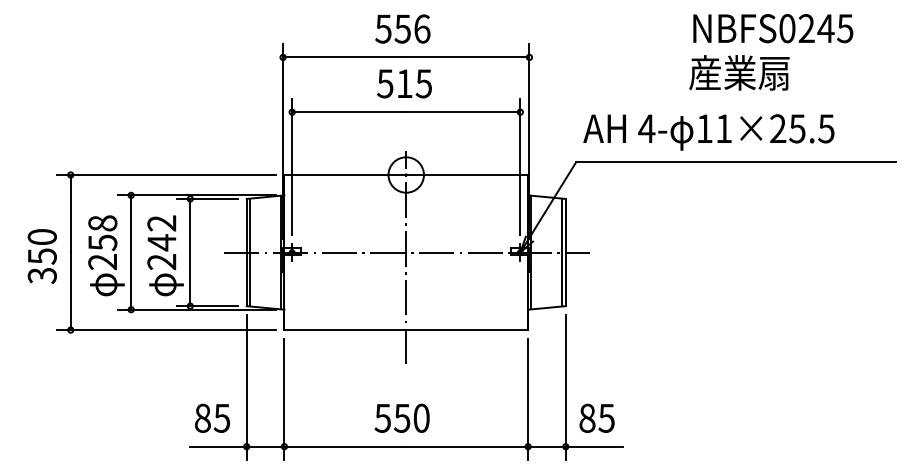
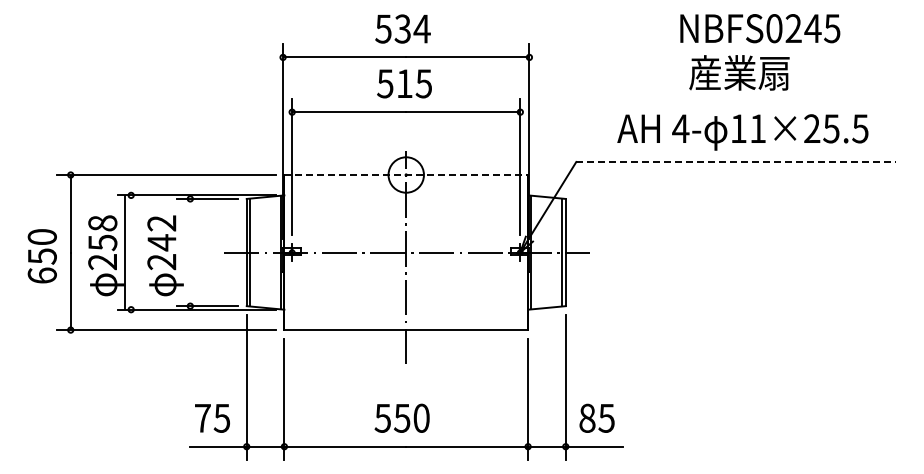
text: 556 -> 534 (412, 28)
text position: (773, 28) -> (760, 28) (760, 28)
text position: (708, 132) -> (742, 132) (742, 132)
line: solid -> dashed (736, 162)
line: solid -> dashed (406, 175)
line position: (131, 252) -> (125, 252) (125, 252)
line: present -> none (190, 252)
text: 350 -> 650 (41, 275)
text: 85 -> 75 (202, 417)
